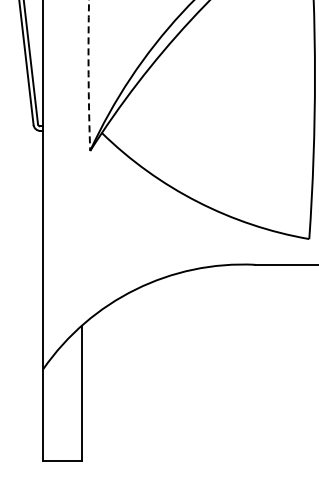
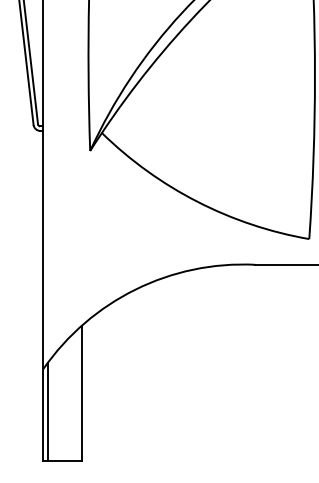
arc: dashed -> solid (88, 75)
line: none -> present (47, 411)
